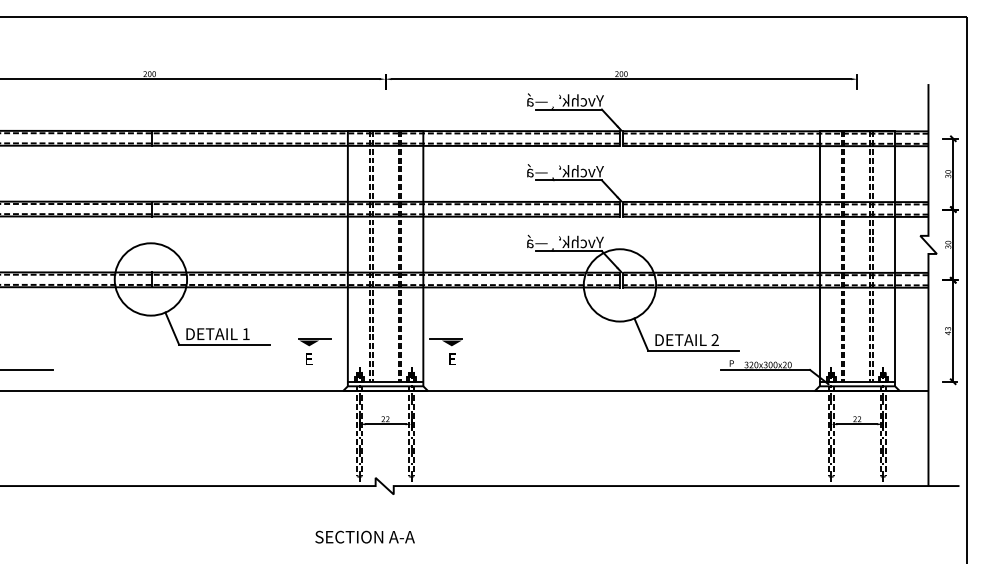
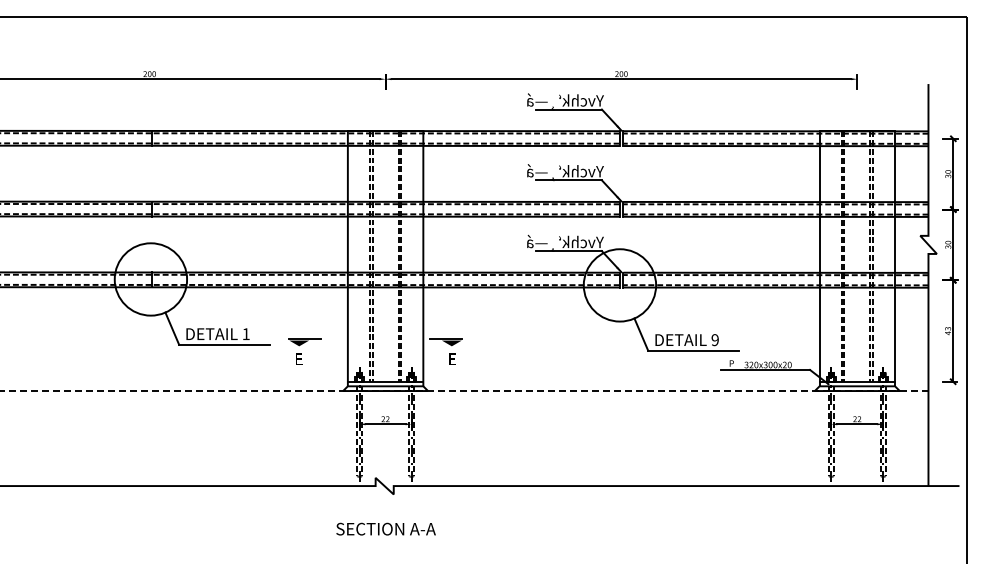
text: 2 -> 9 (714, 340)
part position: (314, 351) -> (304, 351) (304, 351)
line: present -> none (27, 369)
line: solid -> dashed (464, 391)
text position: (364, 536) -> (385, 528) (385, 528)
